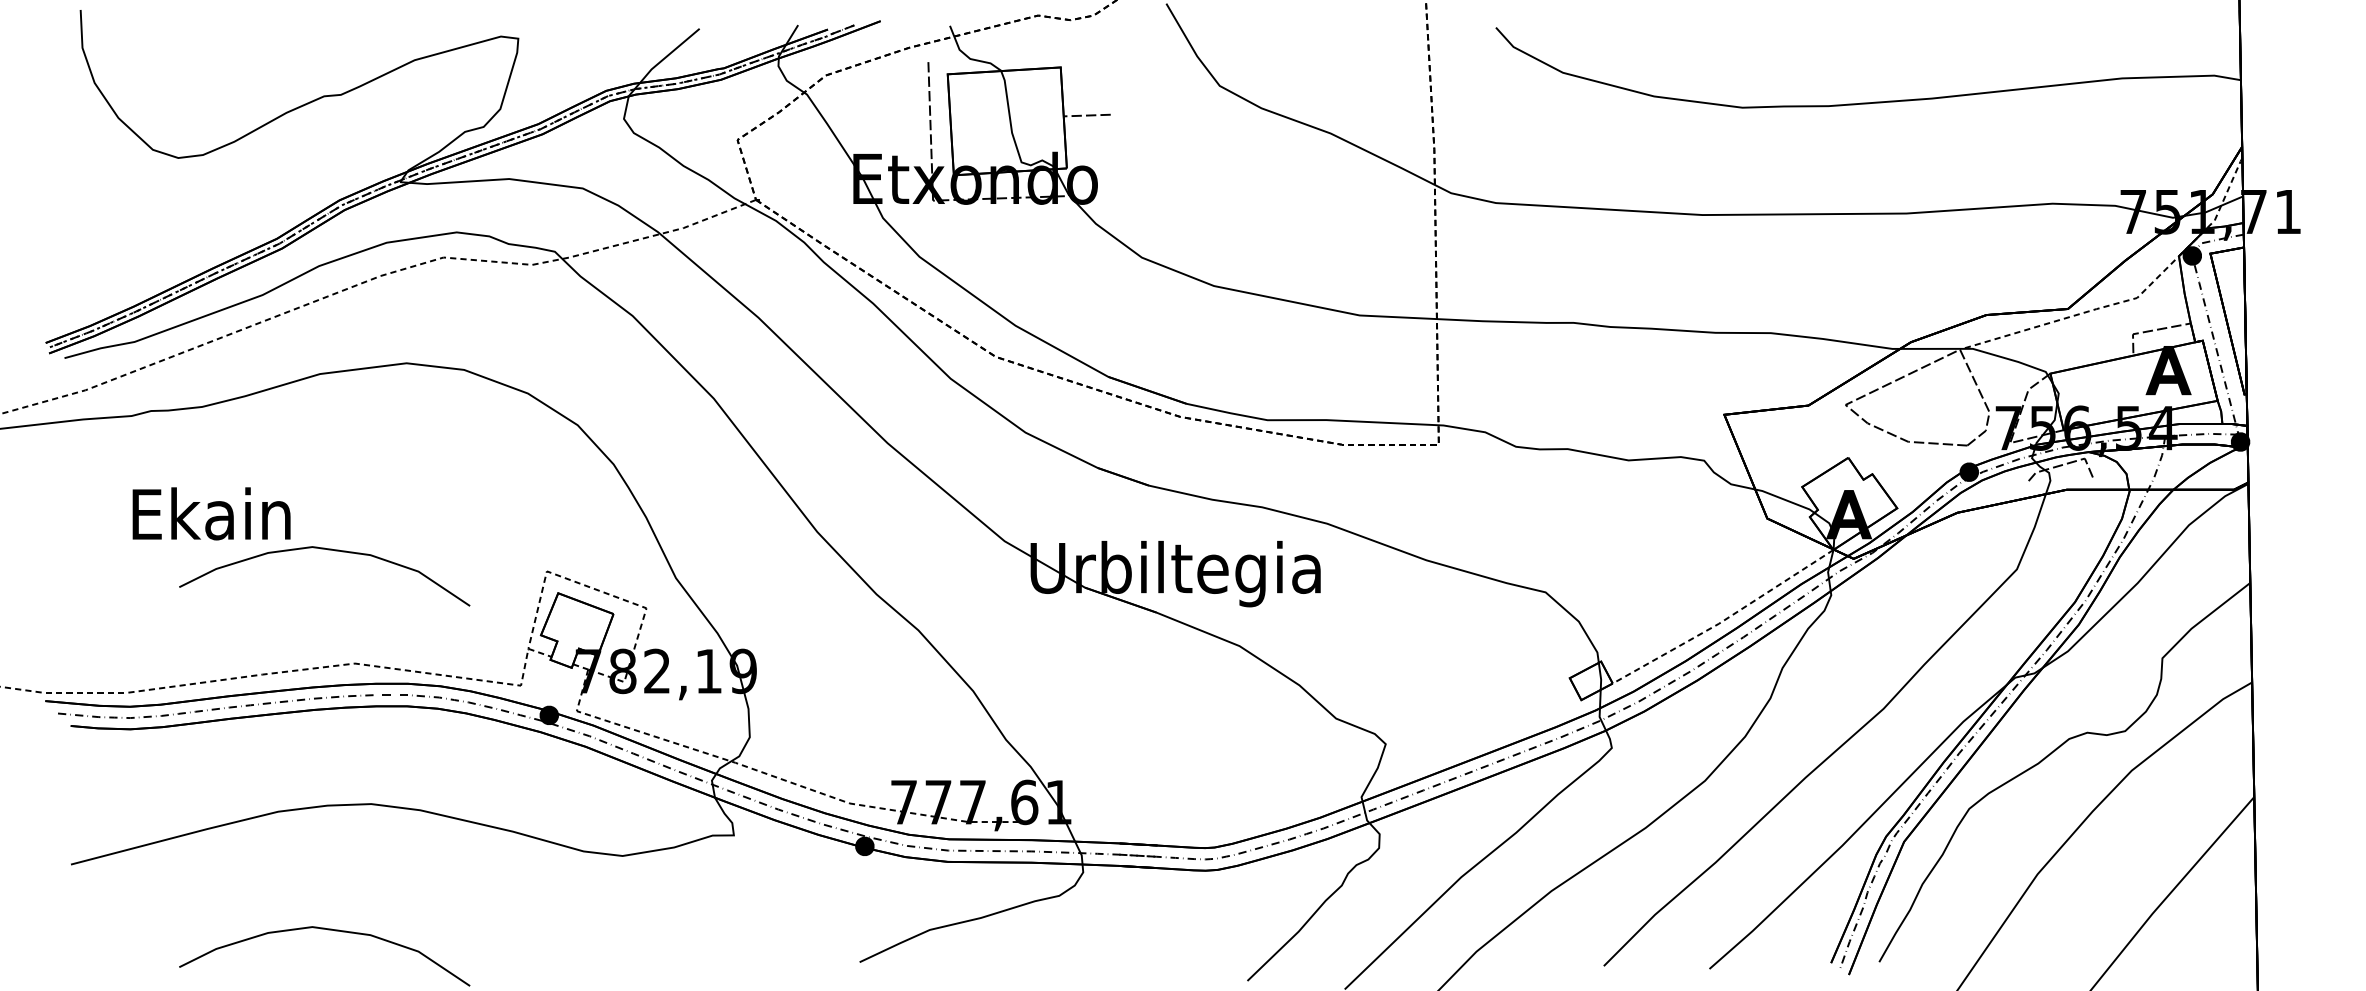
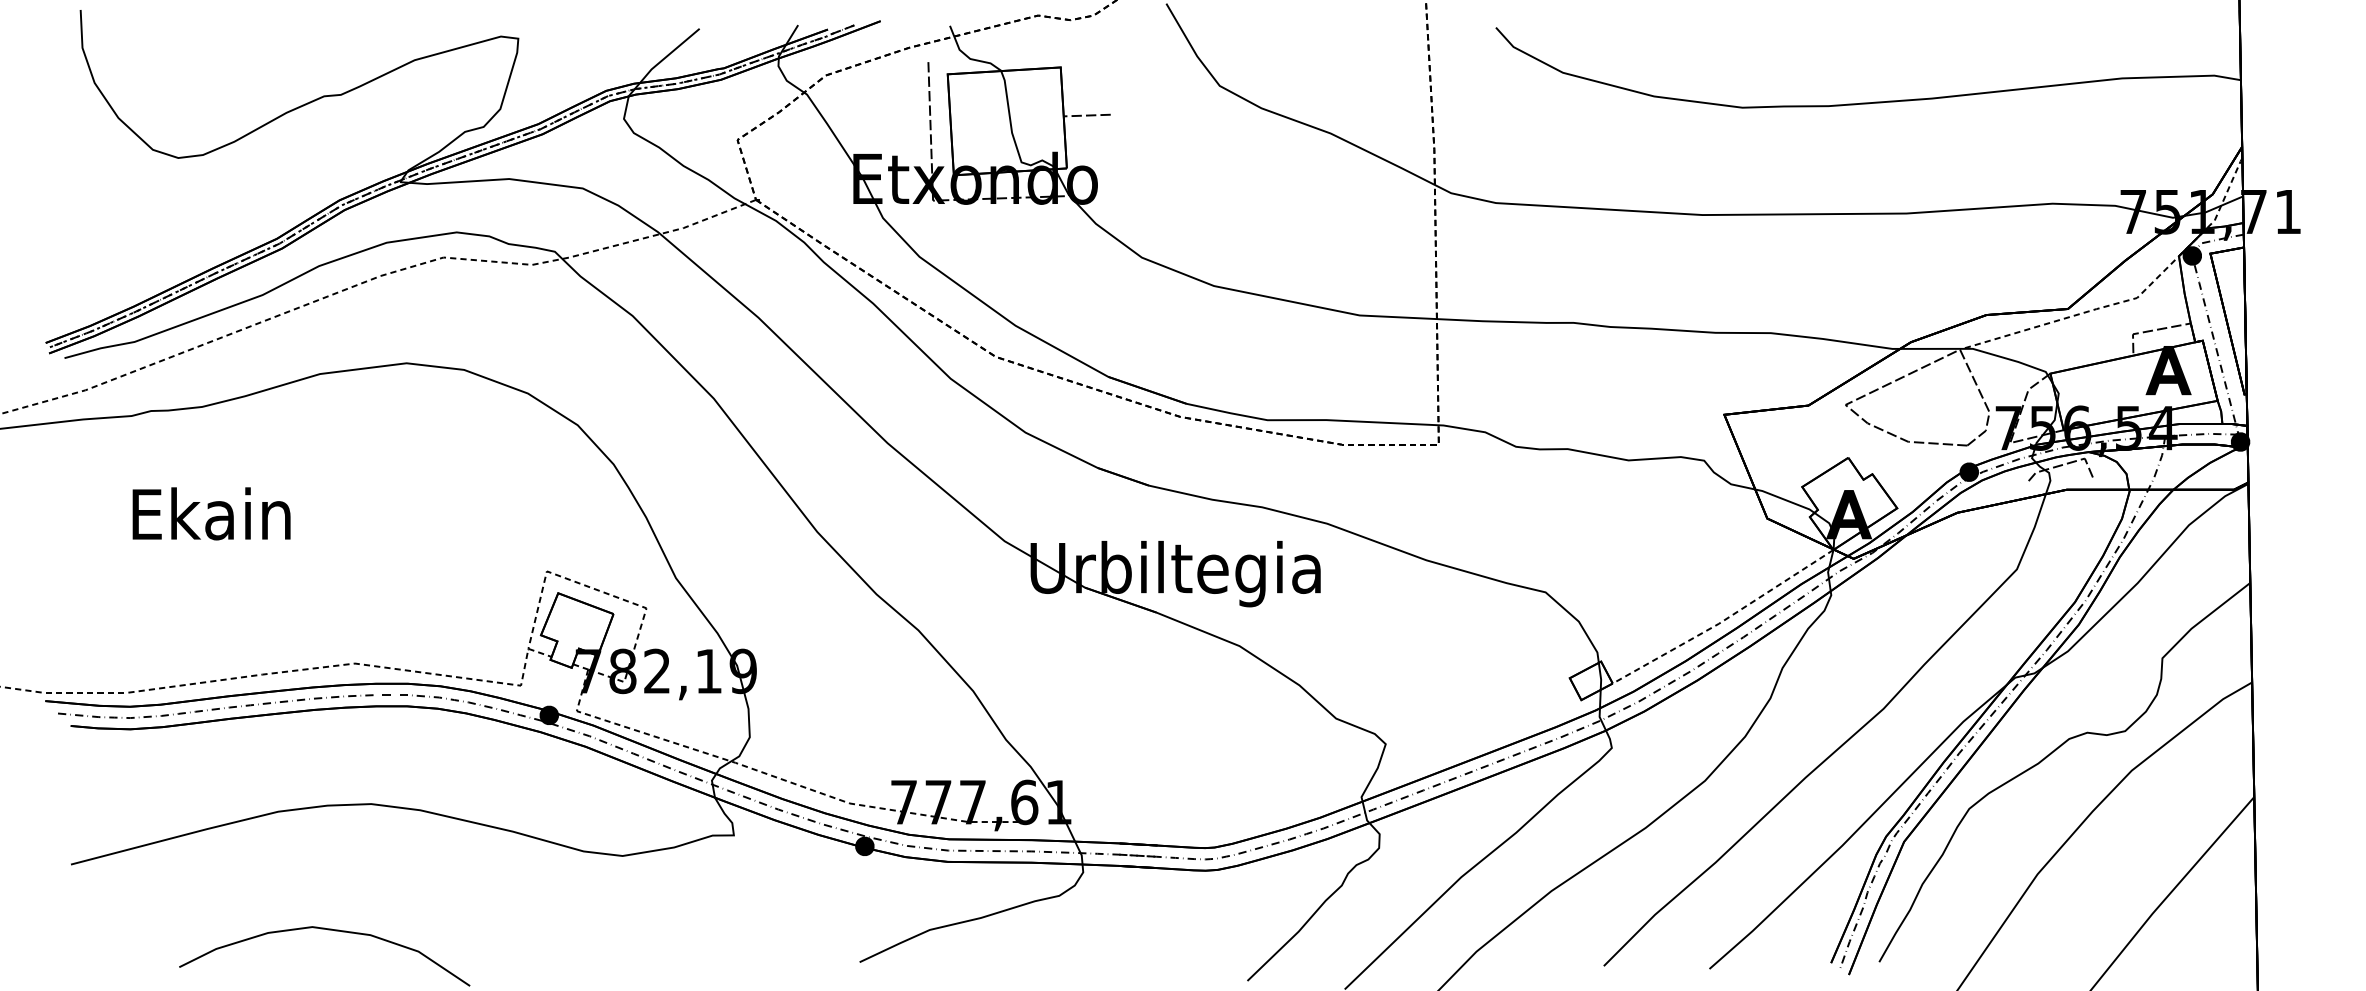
curve: present -> none (327, 550)
